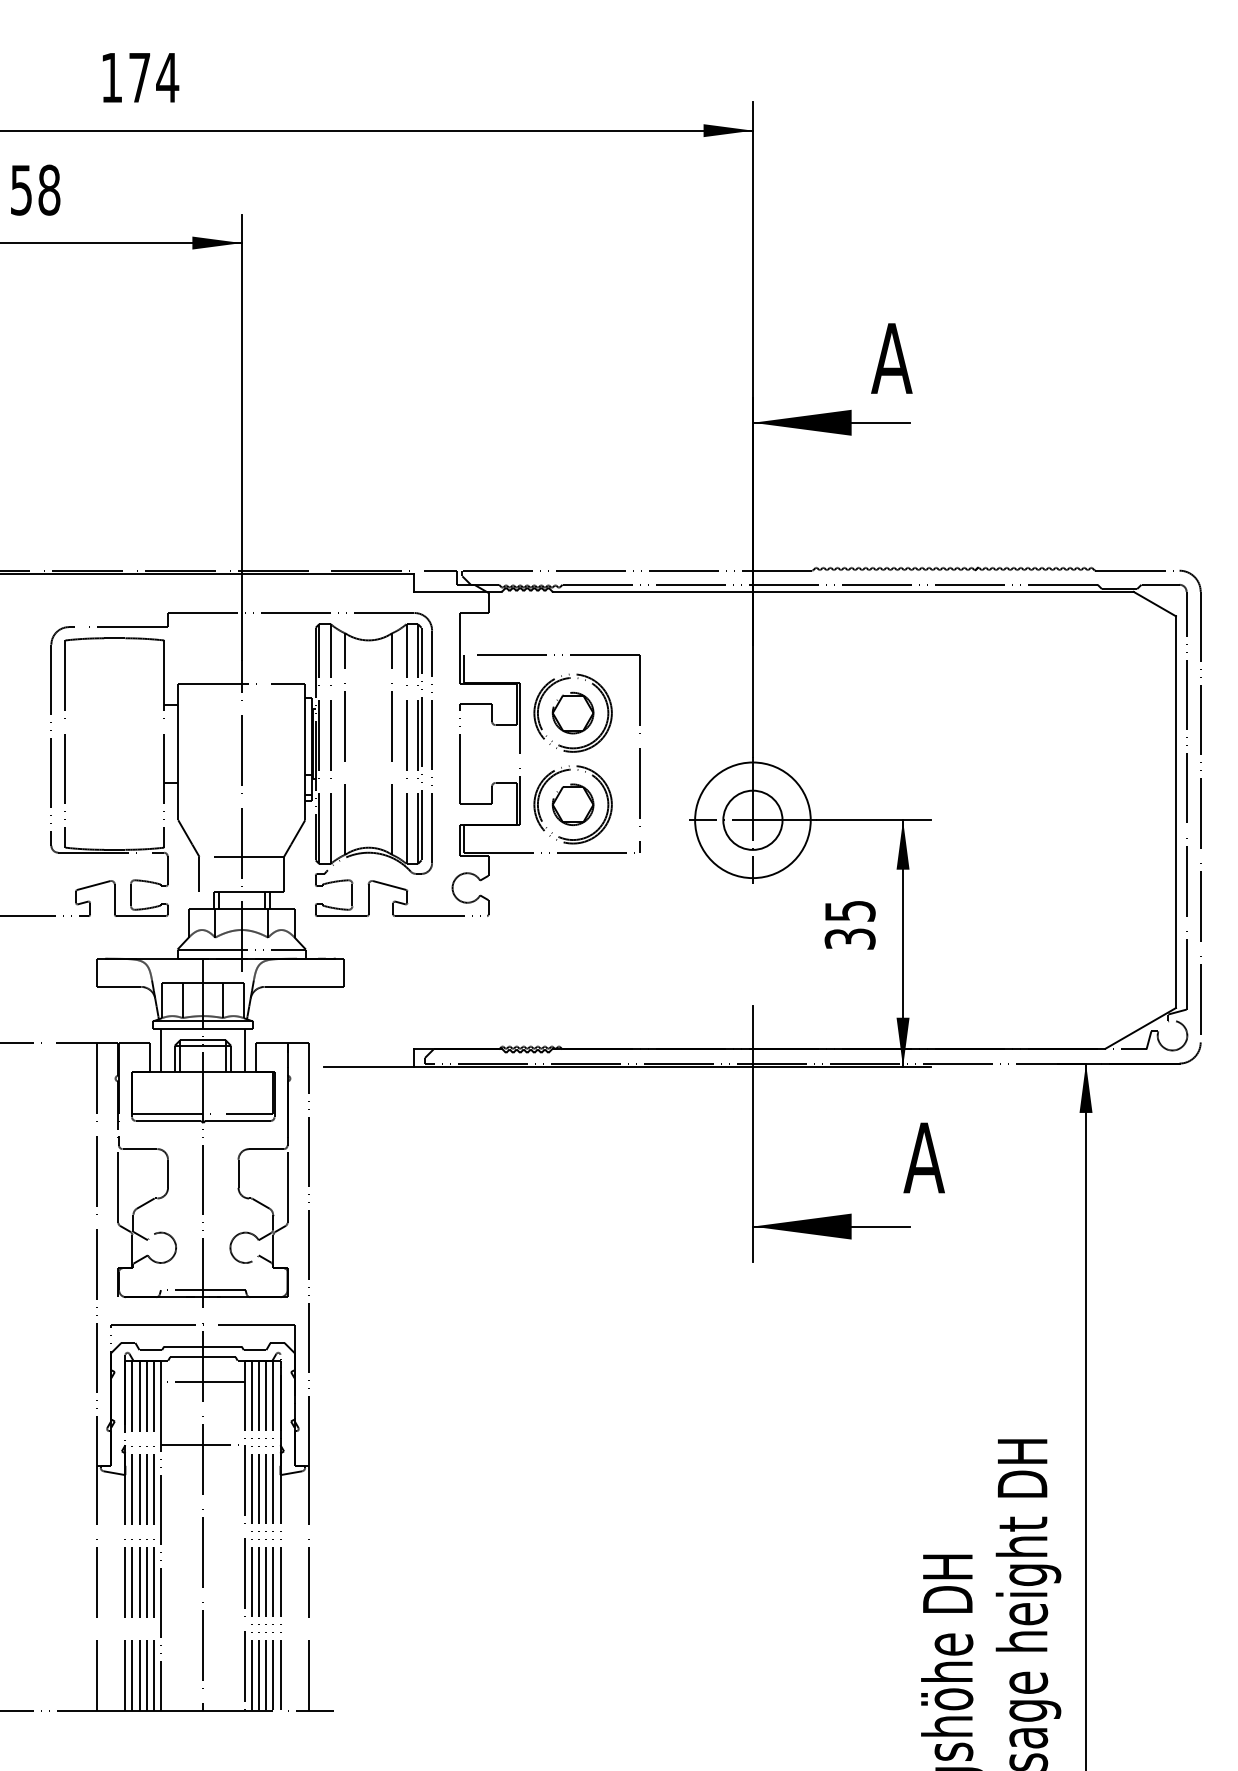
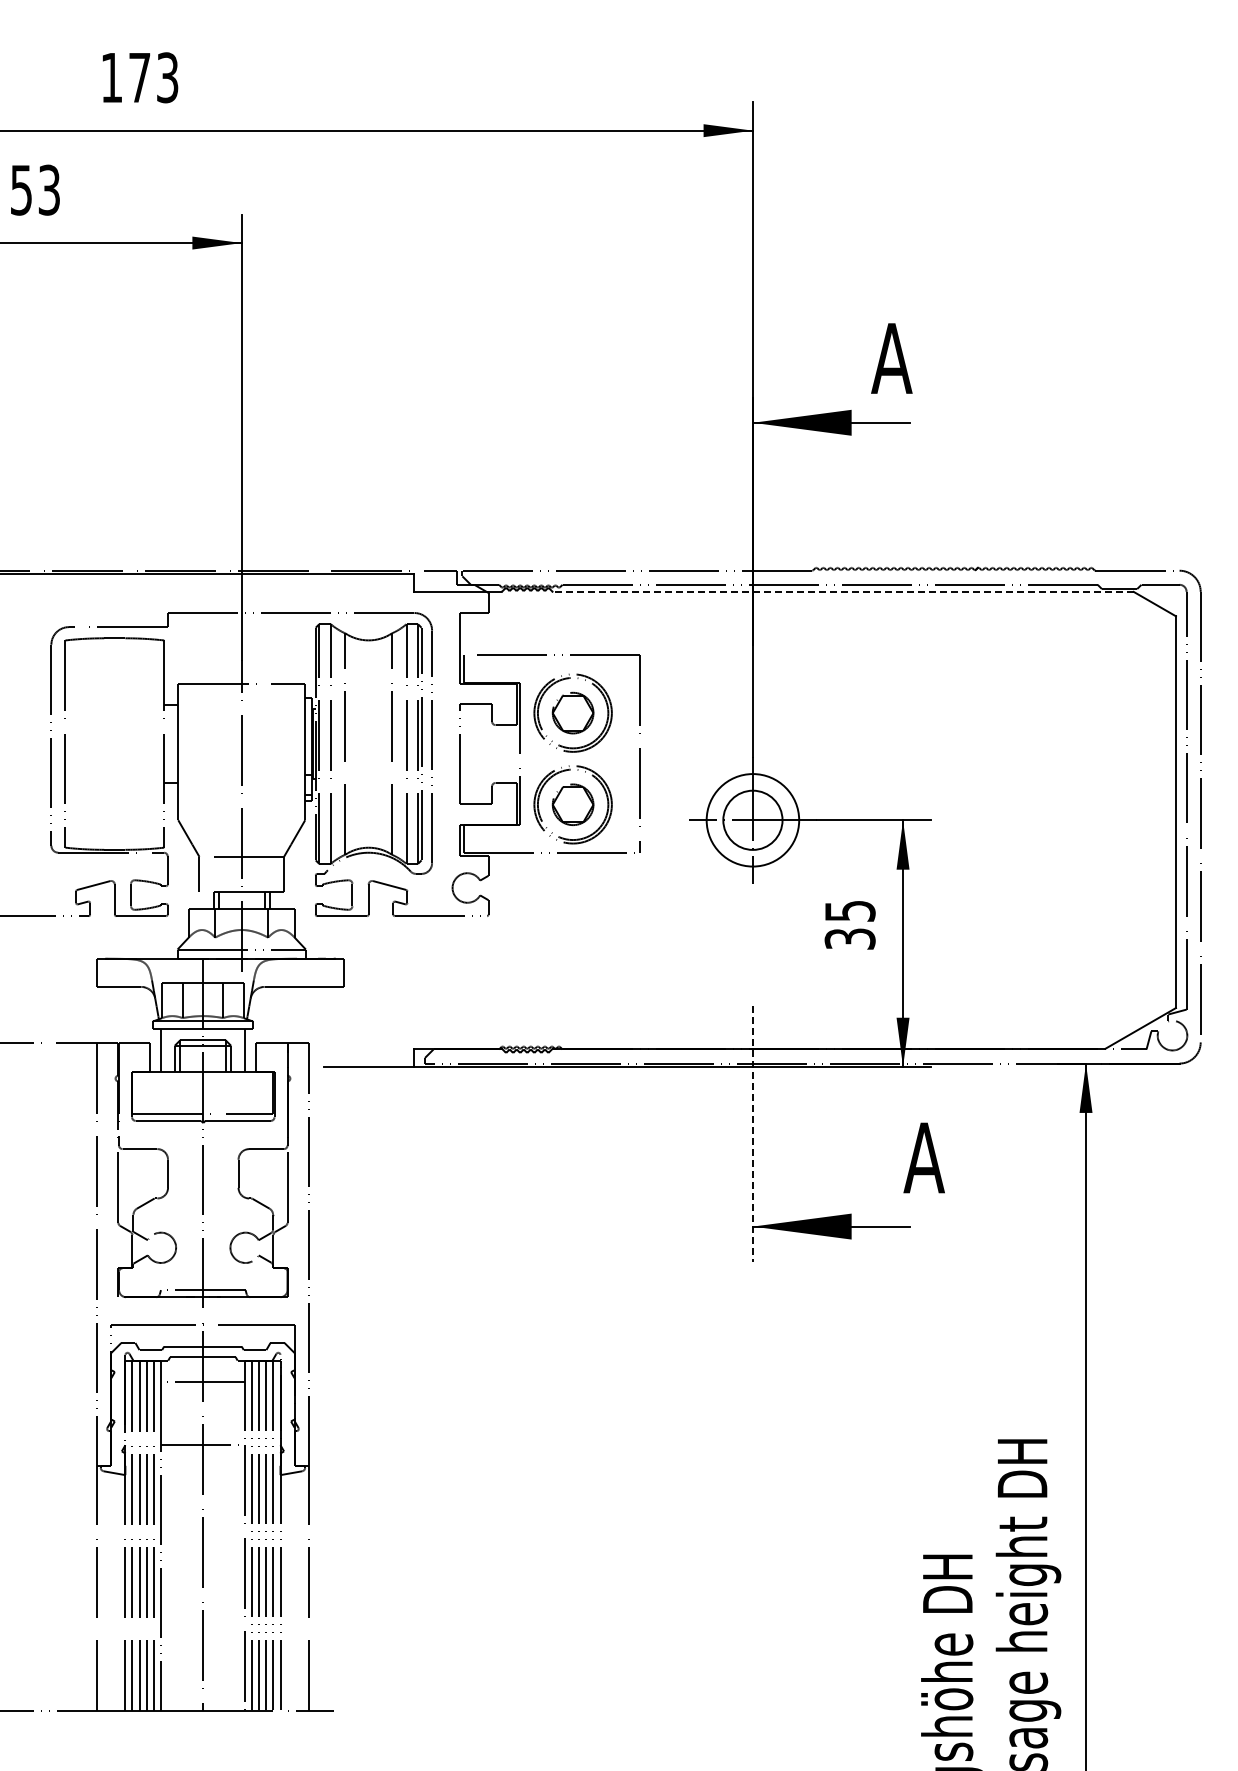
text: 174 -> 173 (167, 77)
text: 58 -> 53 (49, 189)
line: solid -> dashed (842, 591)
circle diameter: 116 px -> 93 px (752, 820)
line: solid -> dashed (752, 1134)
